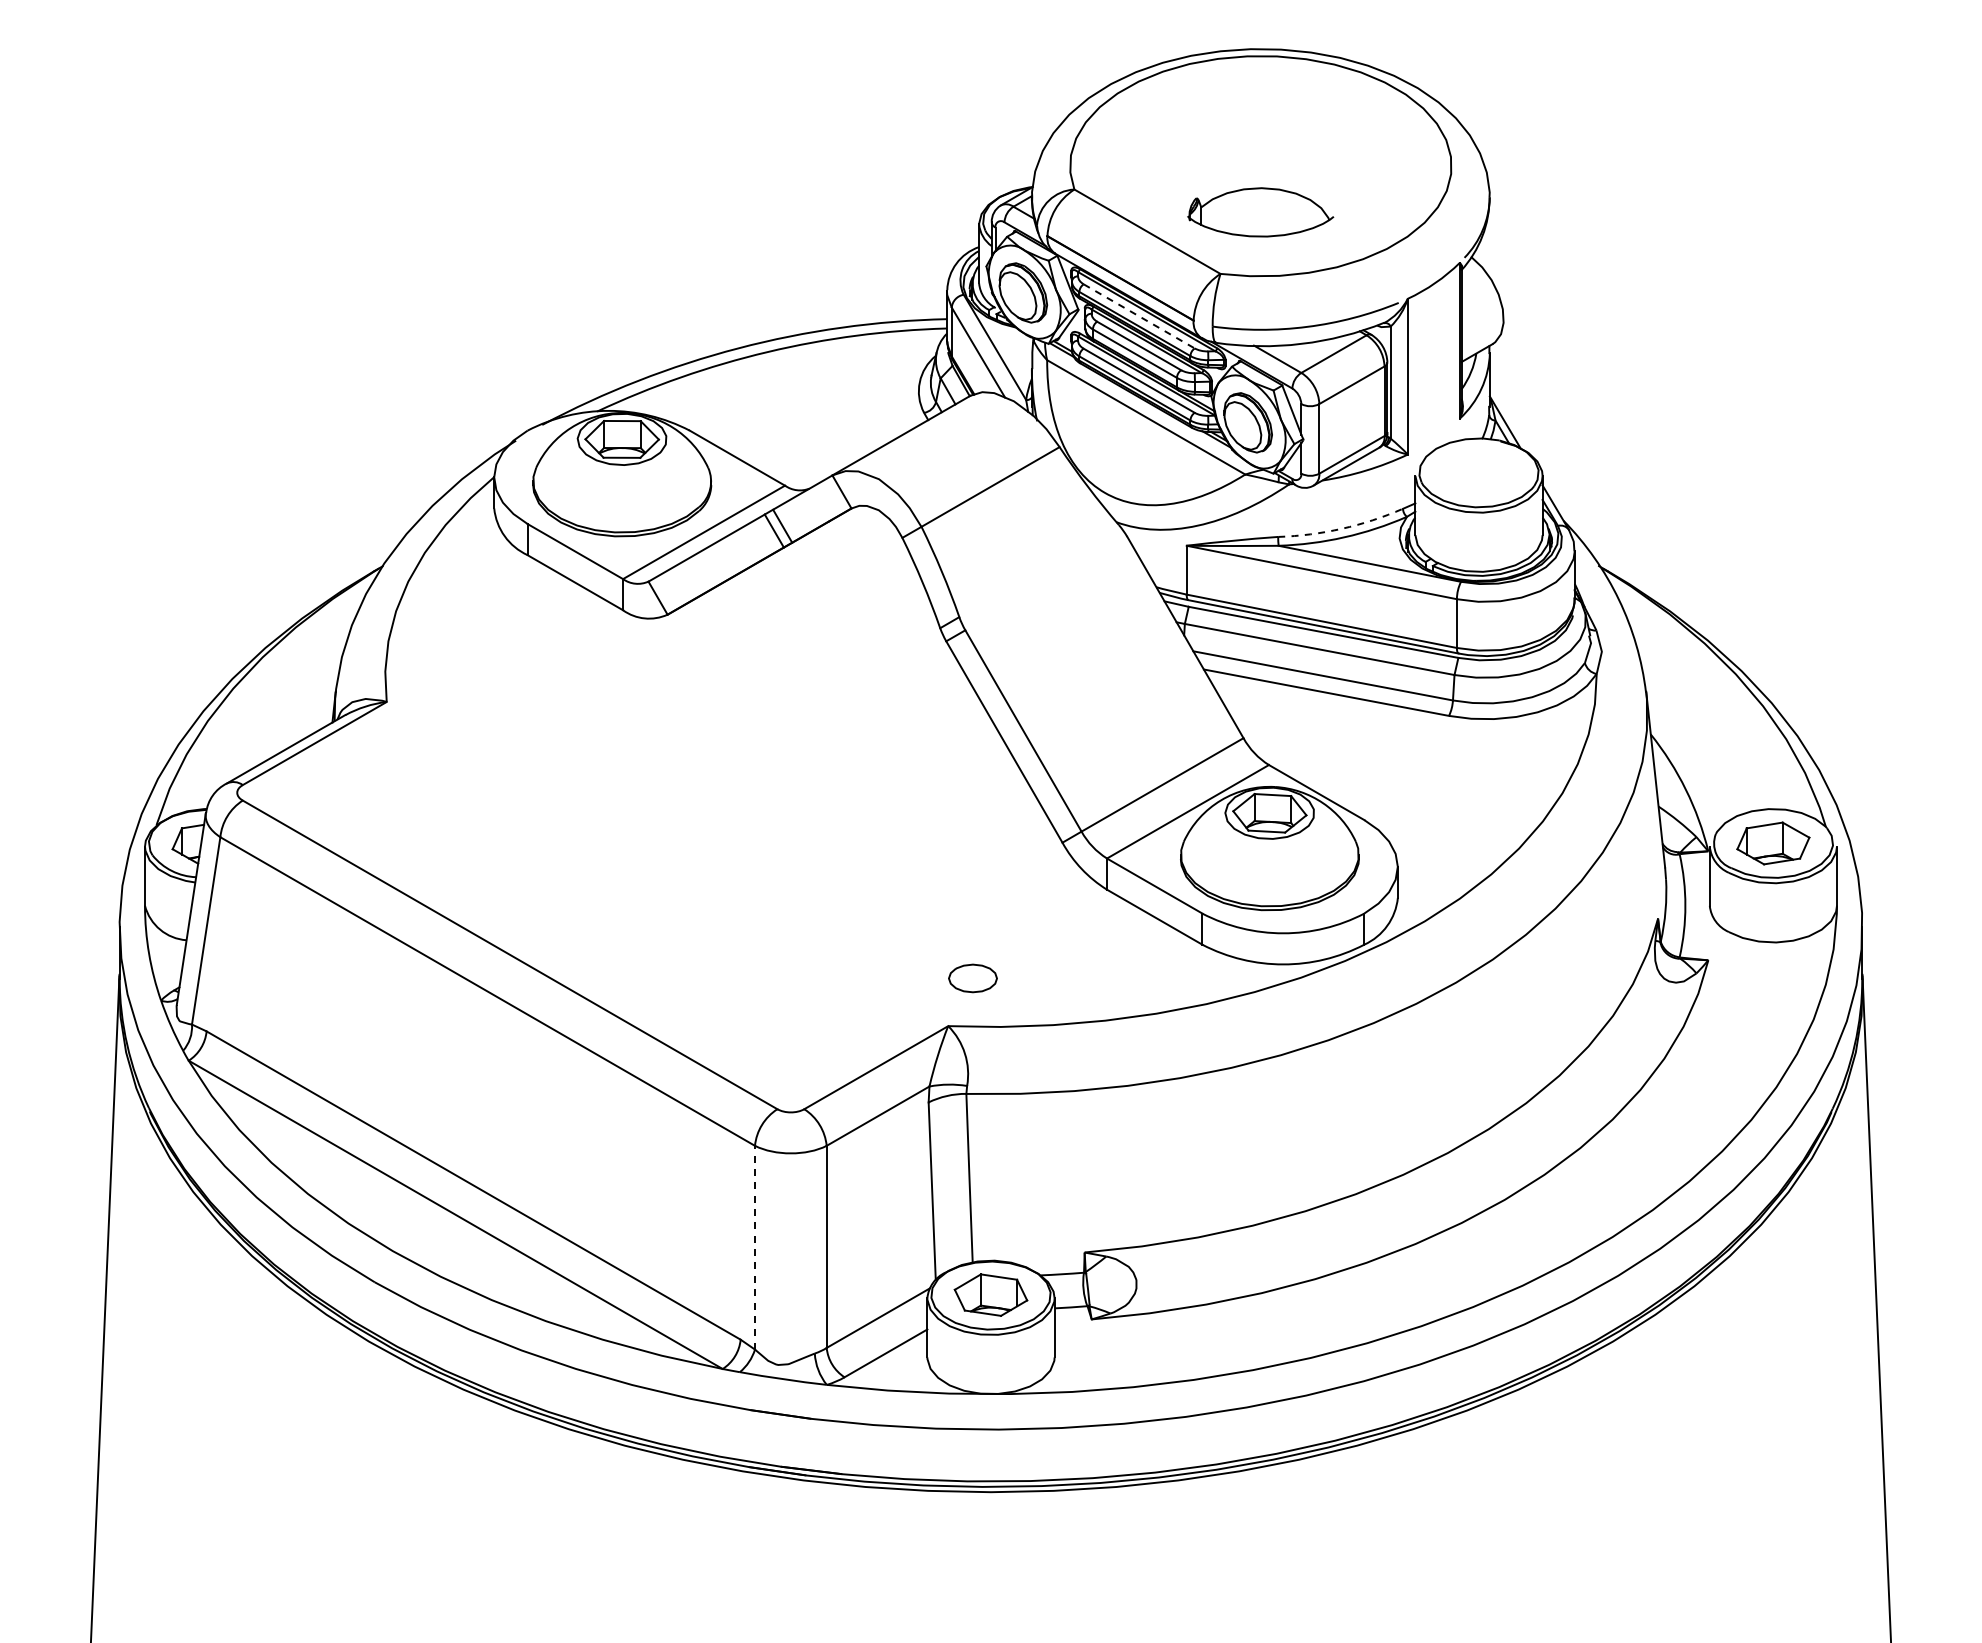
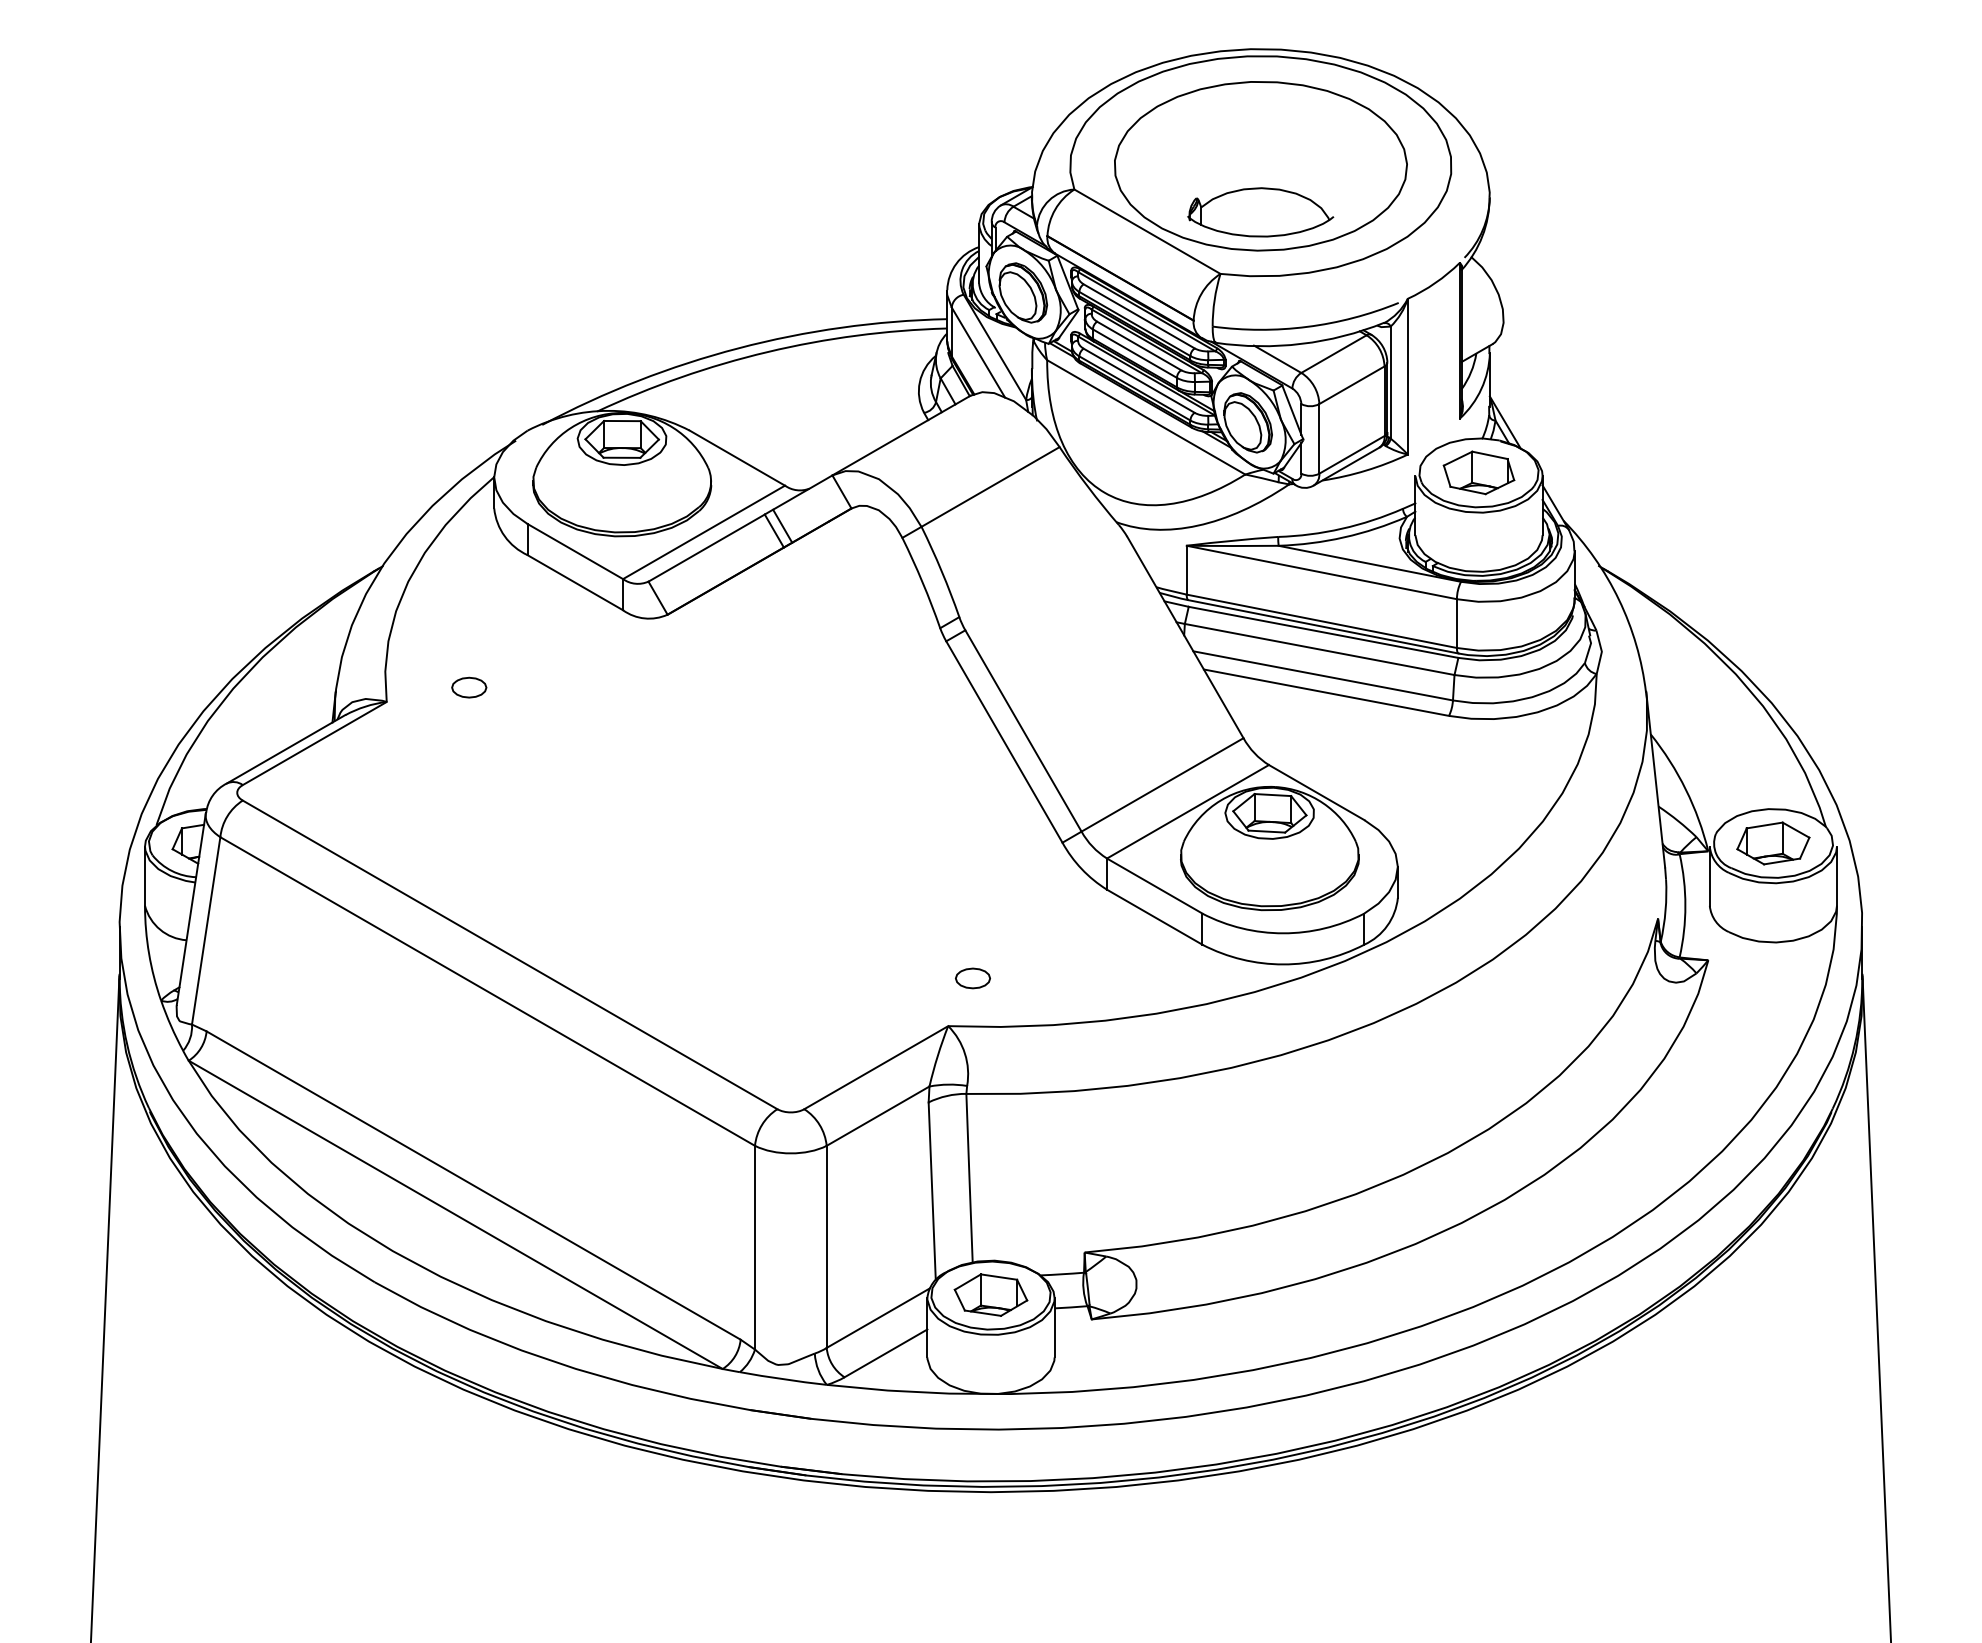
part: none -> present (1260, 166)
line: dashed -> solid (1139, 316)
part: none -> present (1478, 472)
arc: dashed -> solid (1341, 528)
part: none -> present (469, 687)
part size: 50x31 px -> 36x23 px (972, 978)
line: dashed -> solid (755, 1247)
